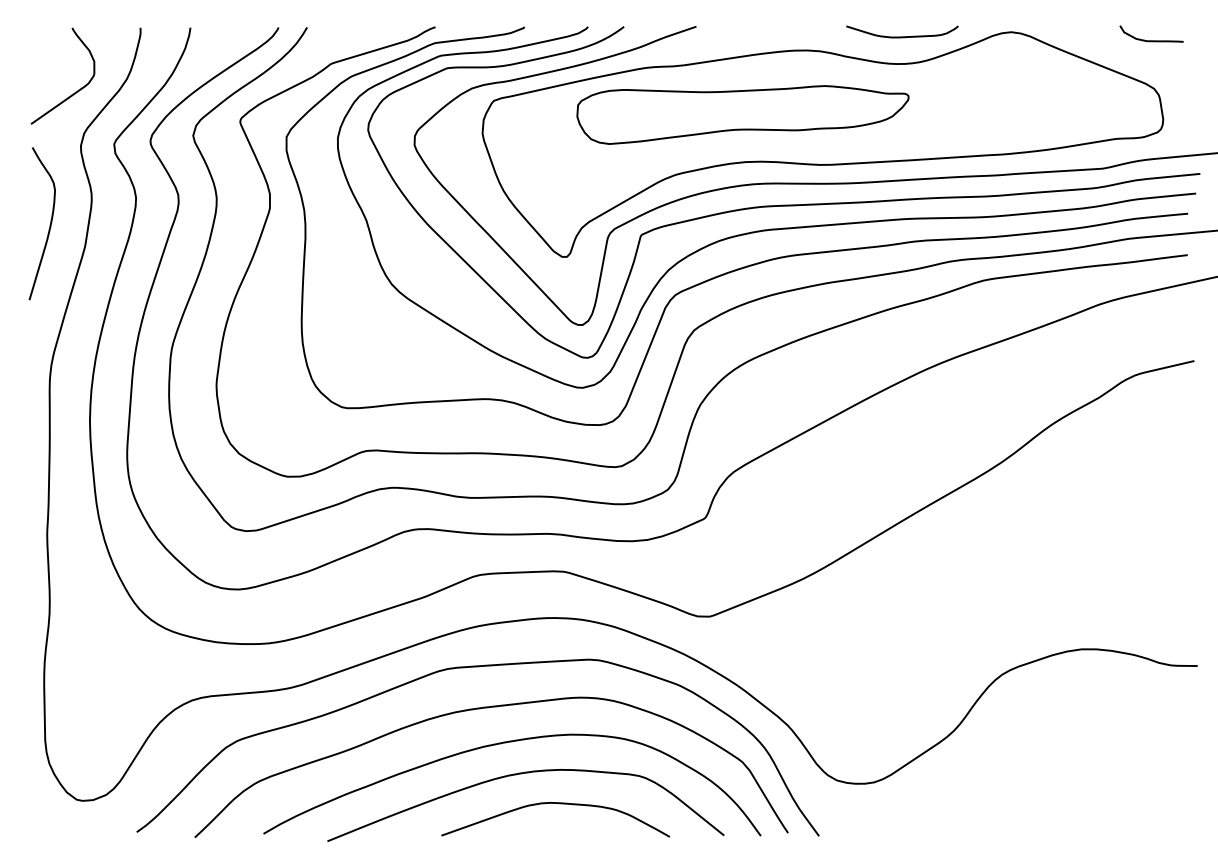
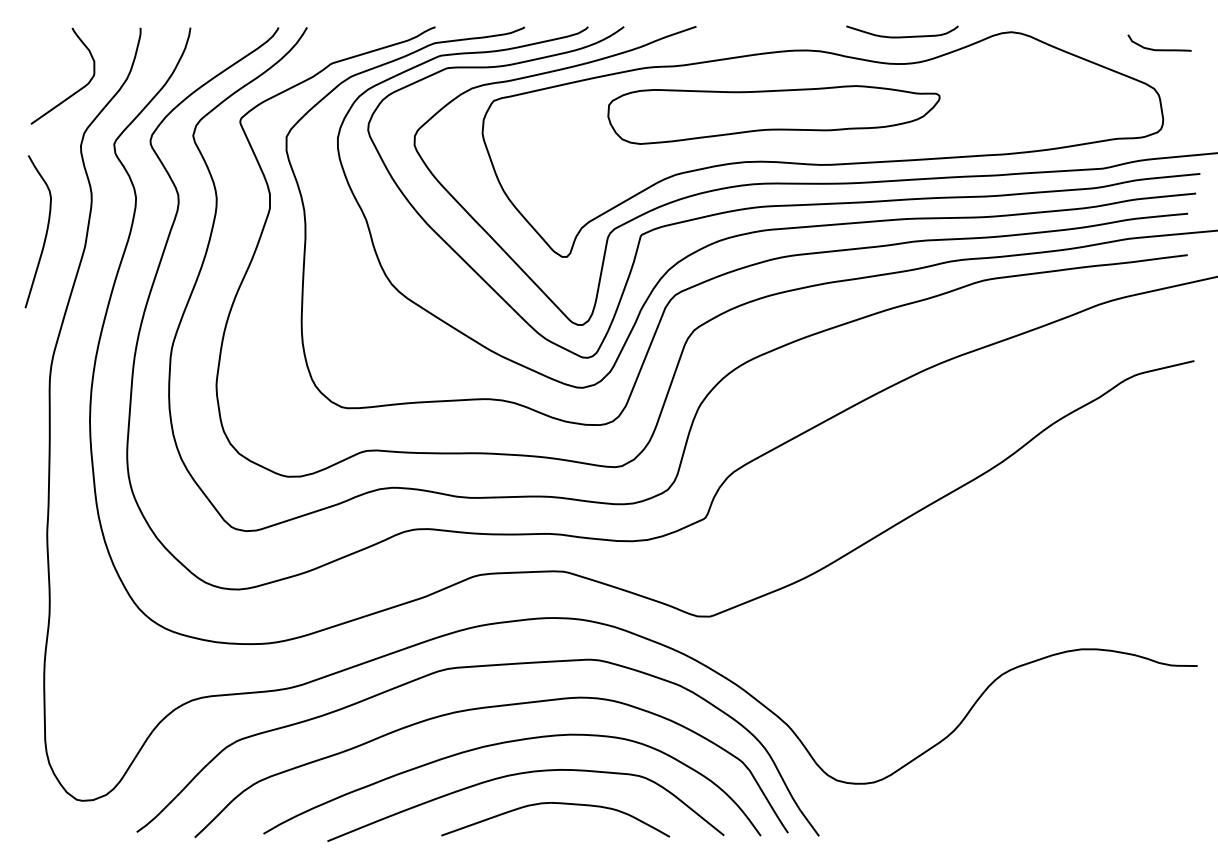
curve position: (1151, 40) -> (1159, 49) (1159, 49)
part position: (742, 114) -> (773, 114) (773, 114)
curve position: (49, 225) -> (45, 233) (45, 233)
